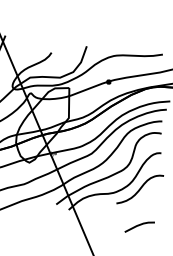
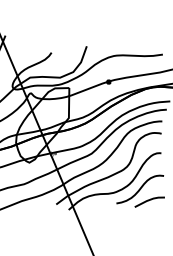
line position: (139, 225) -> (149, 200) (149, 200)
